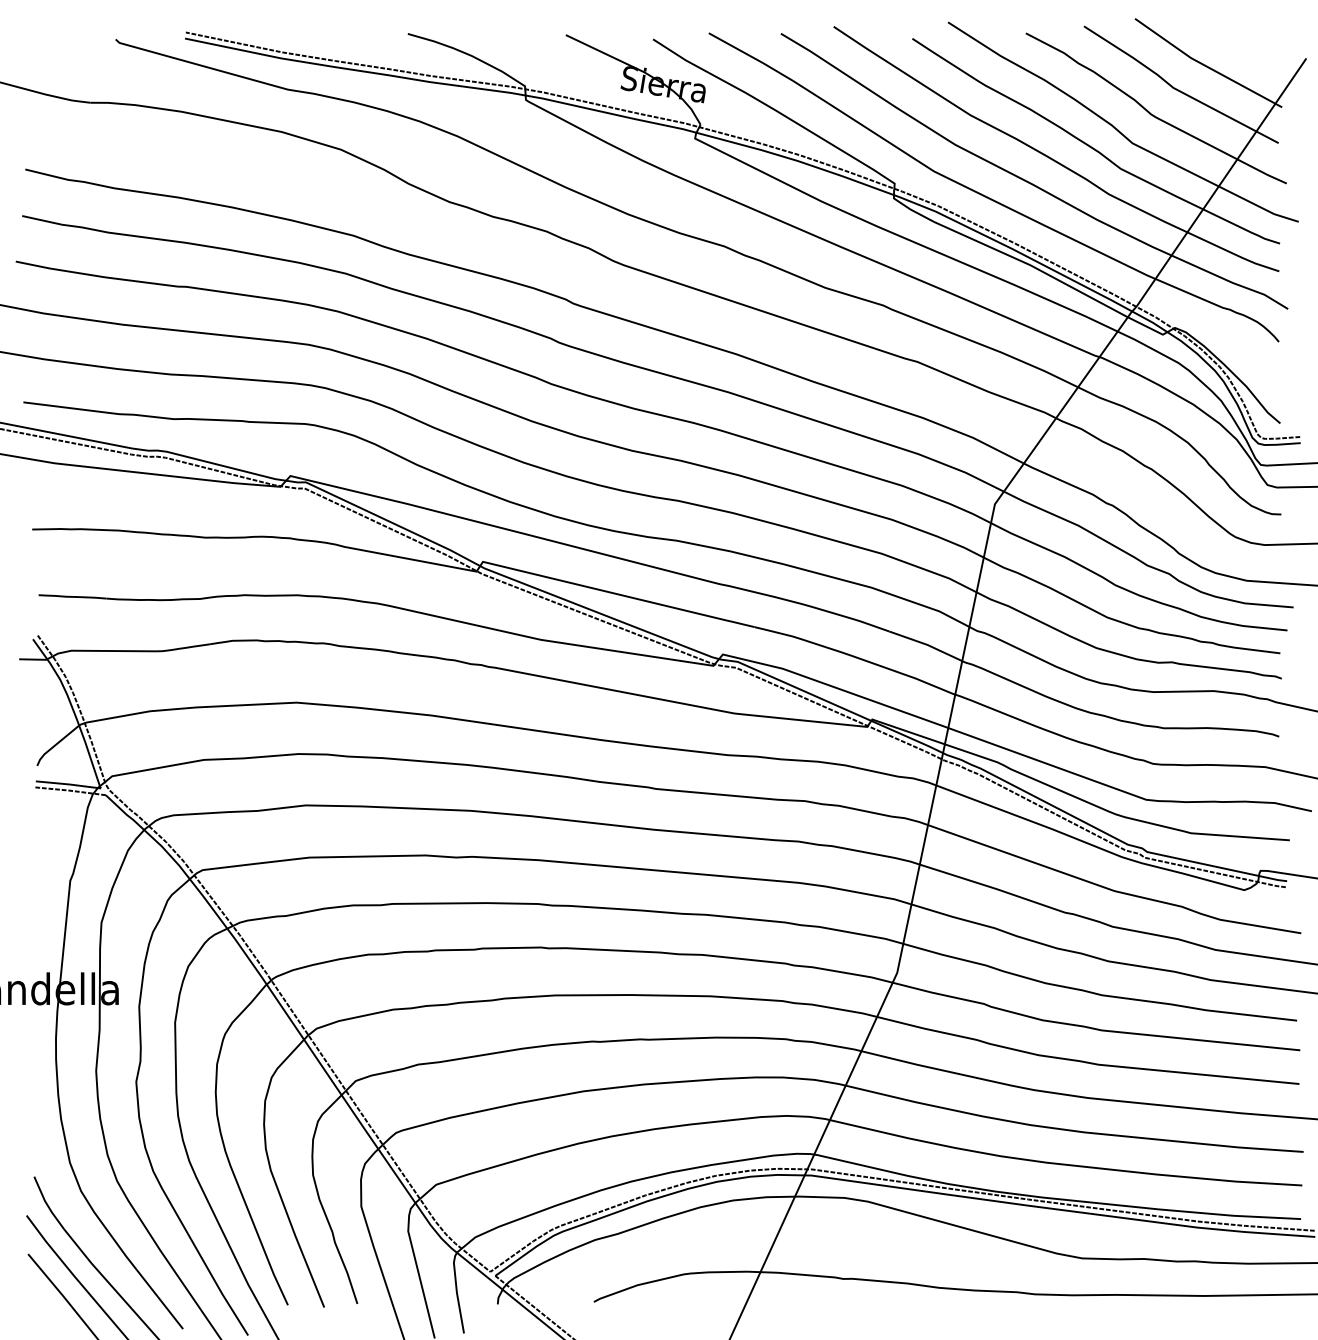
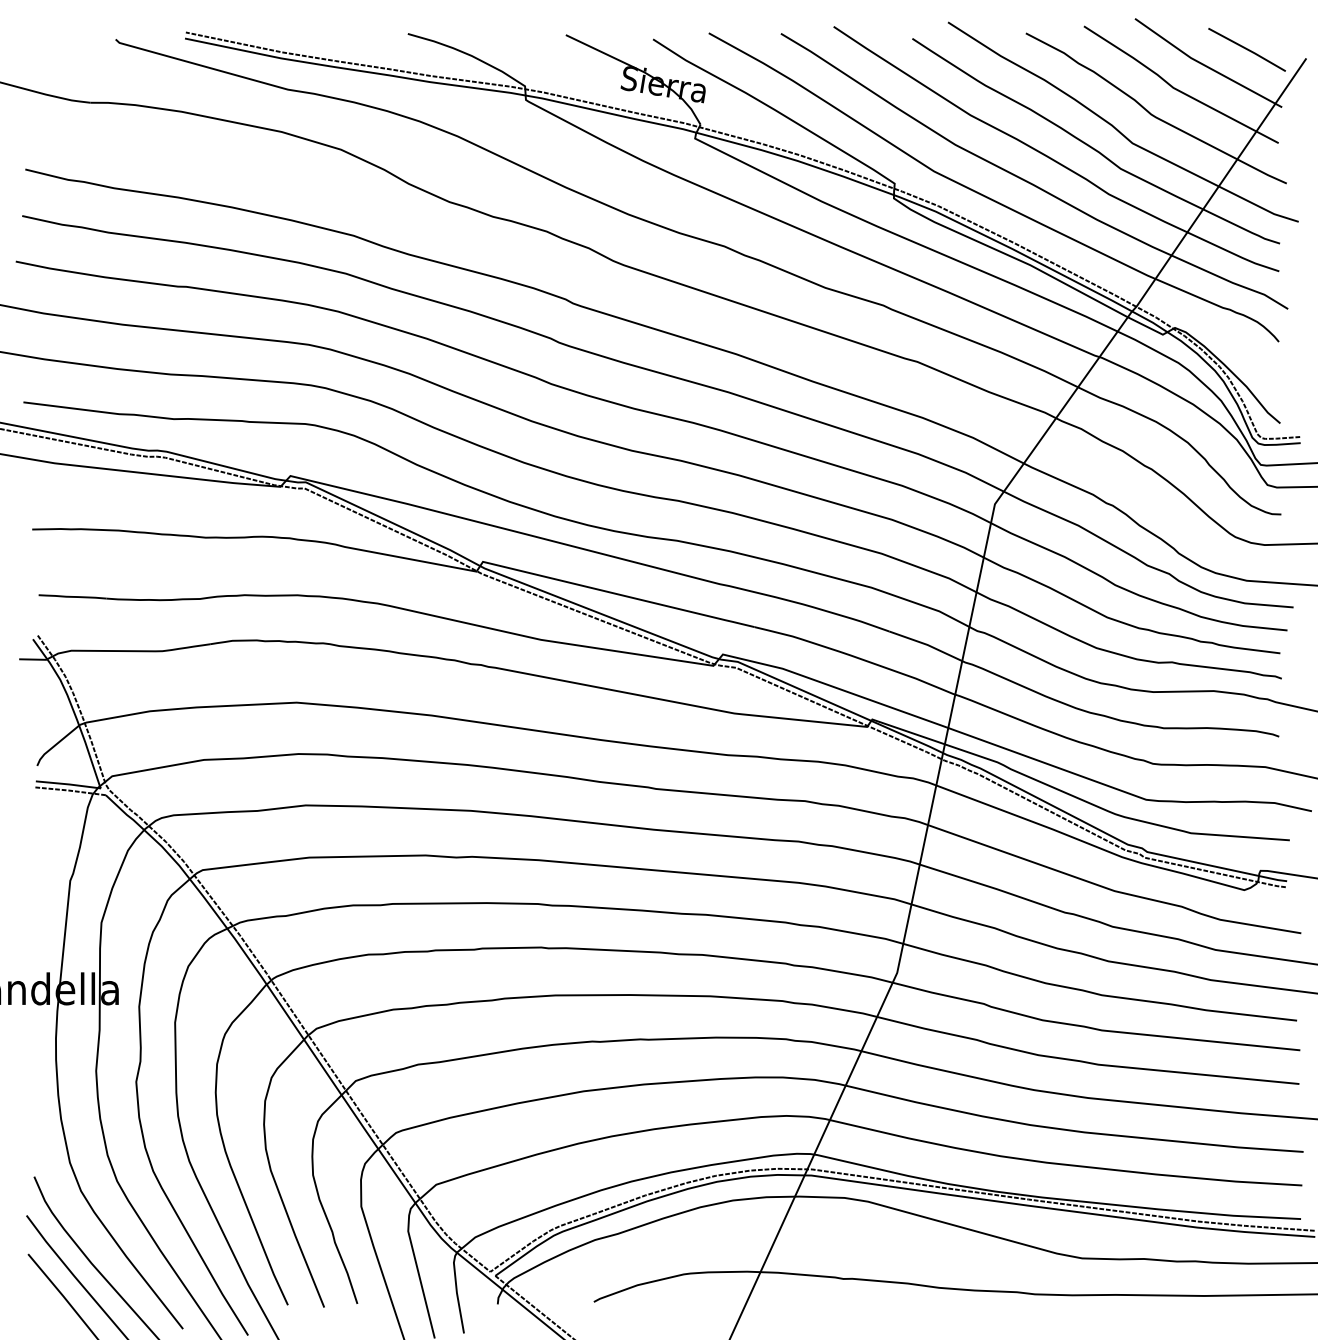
line: none -> present (1246, 49)
